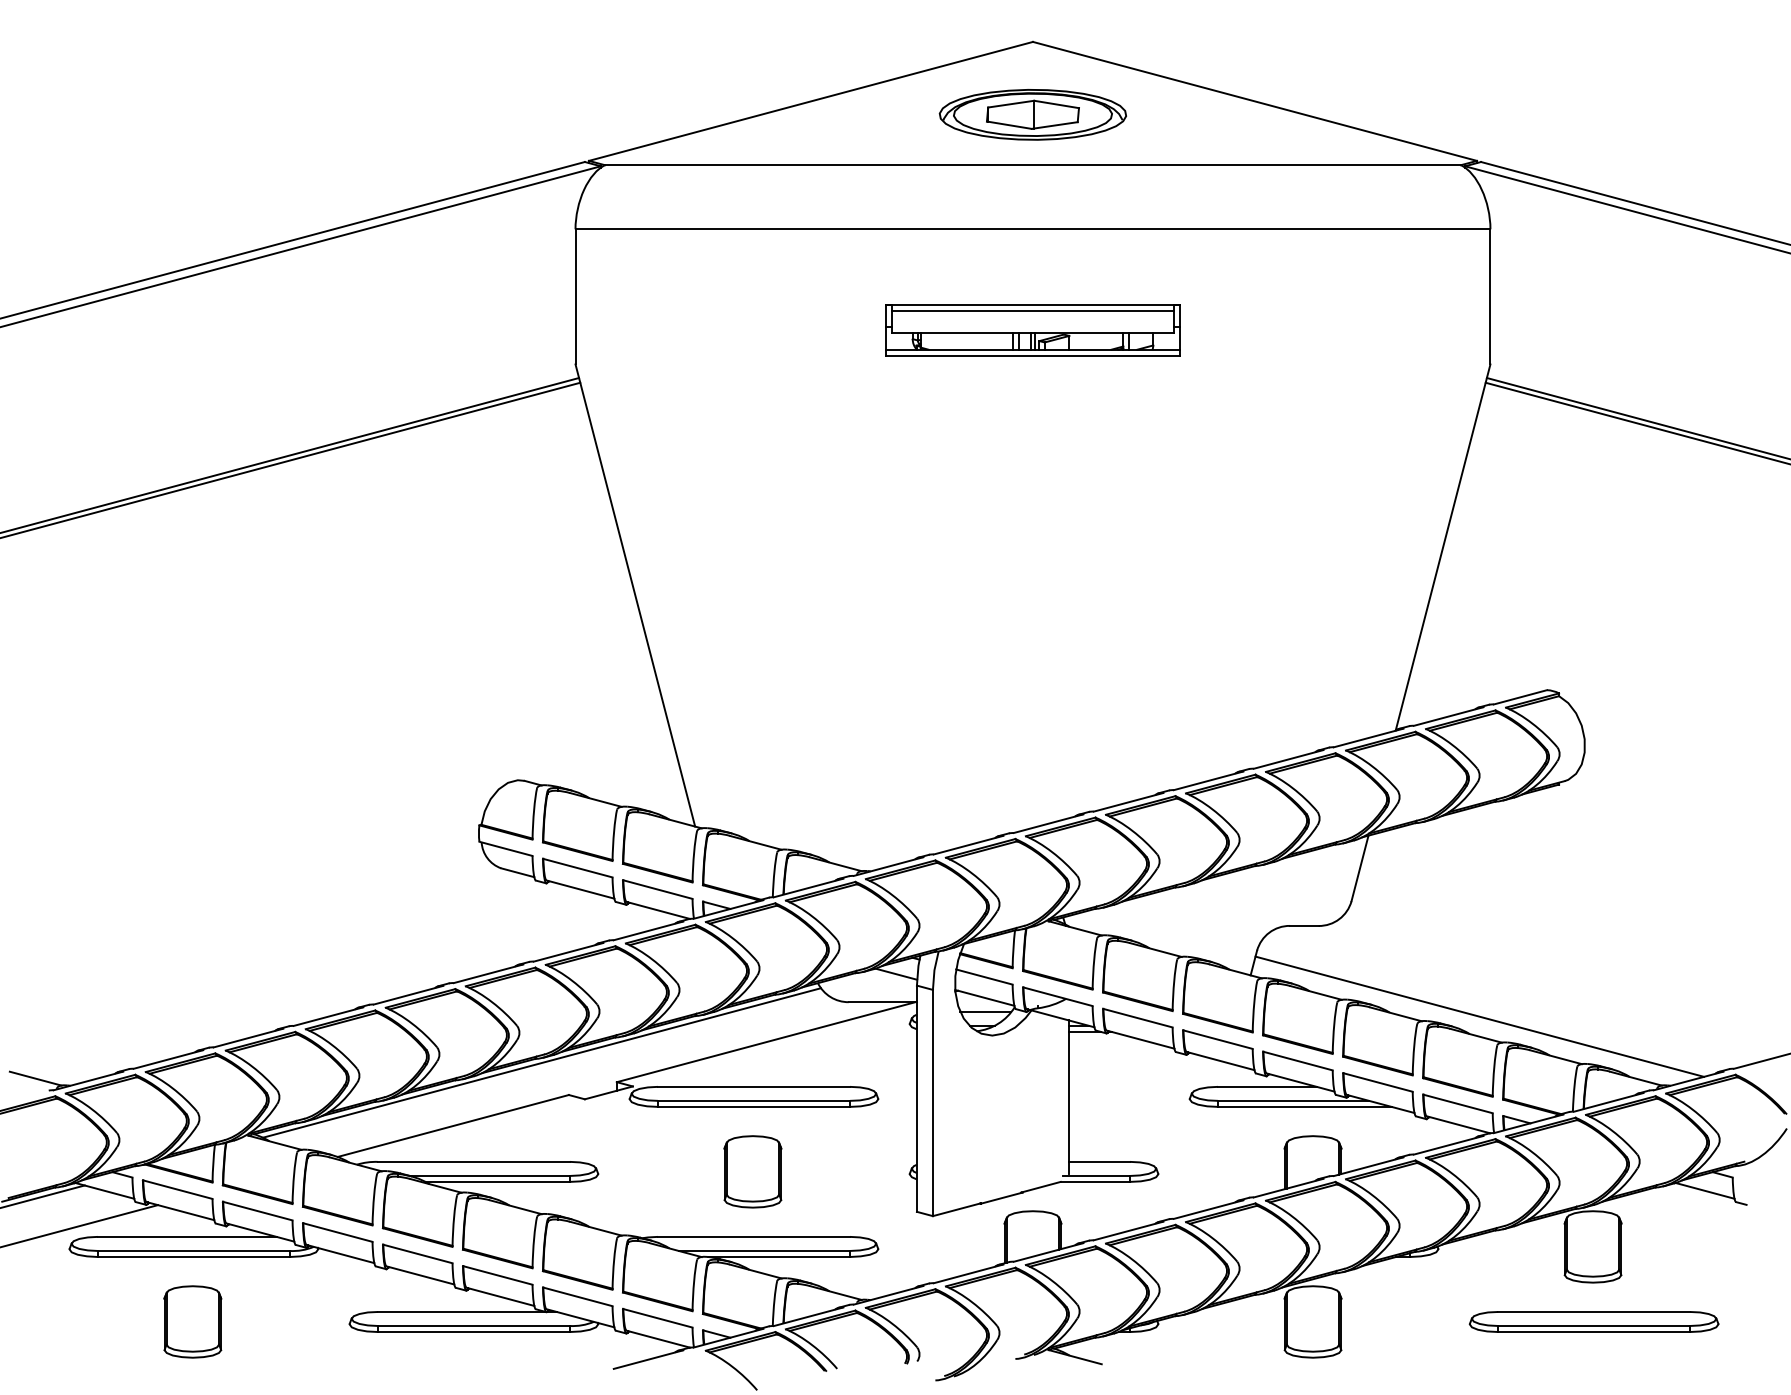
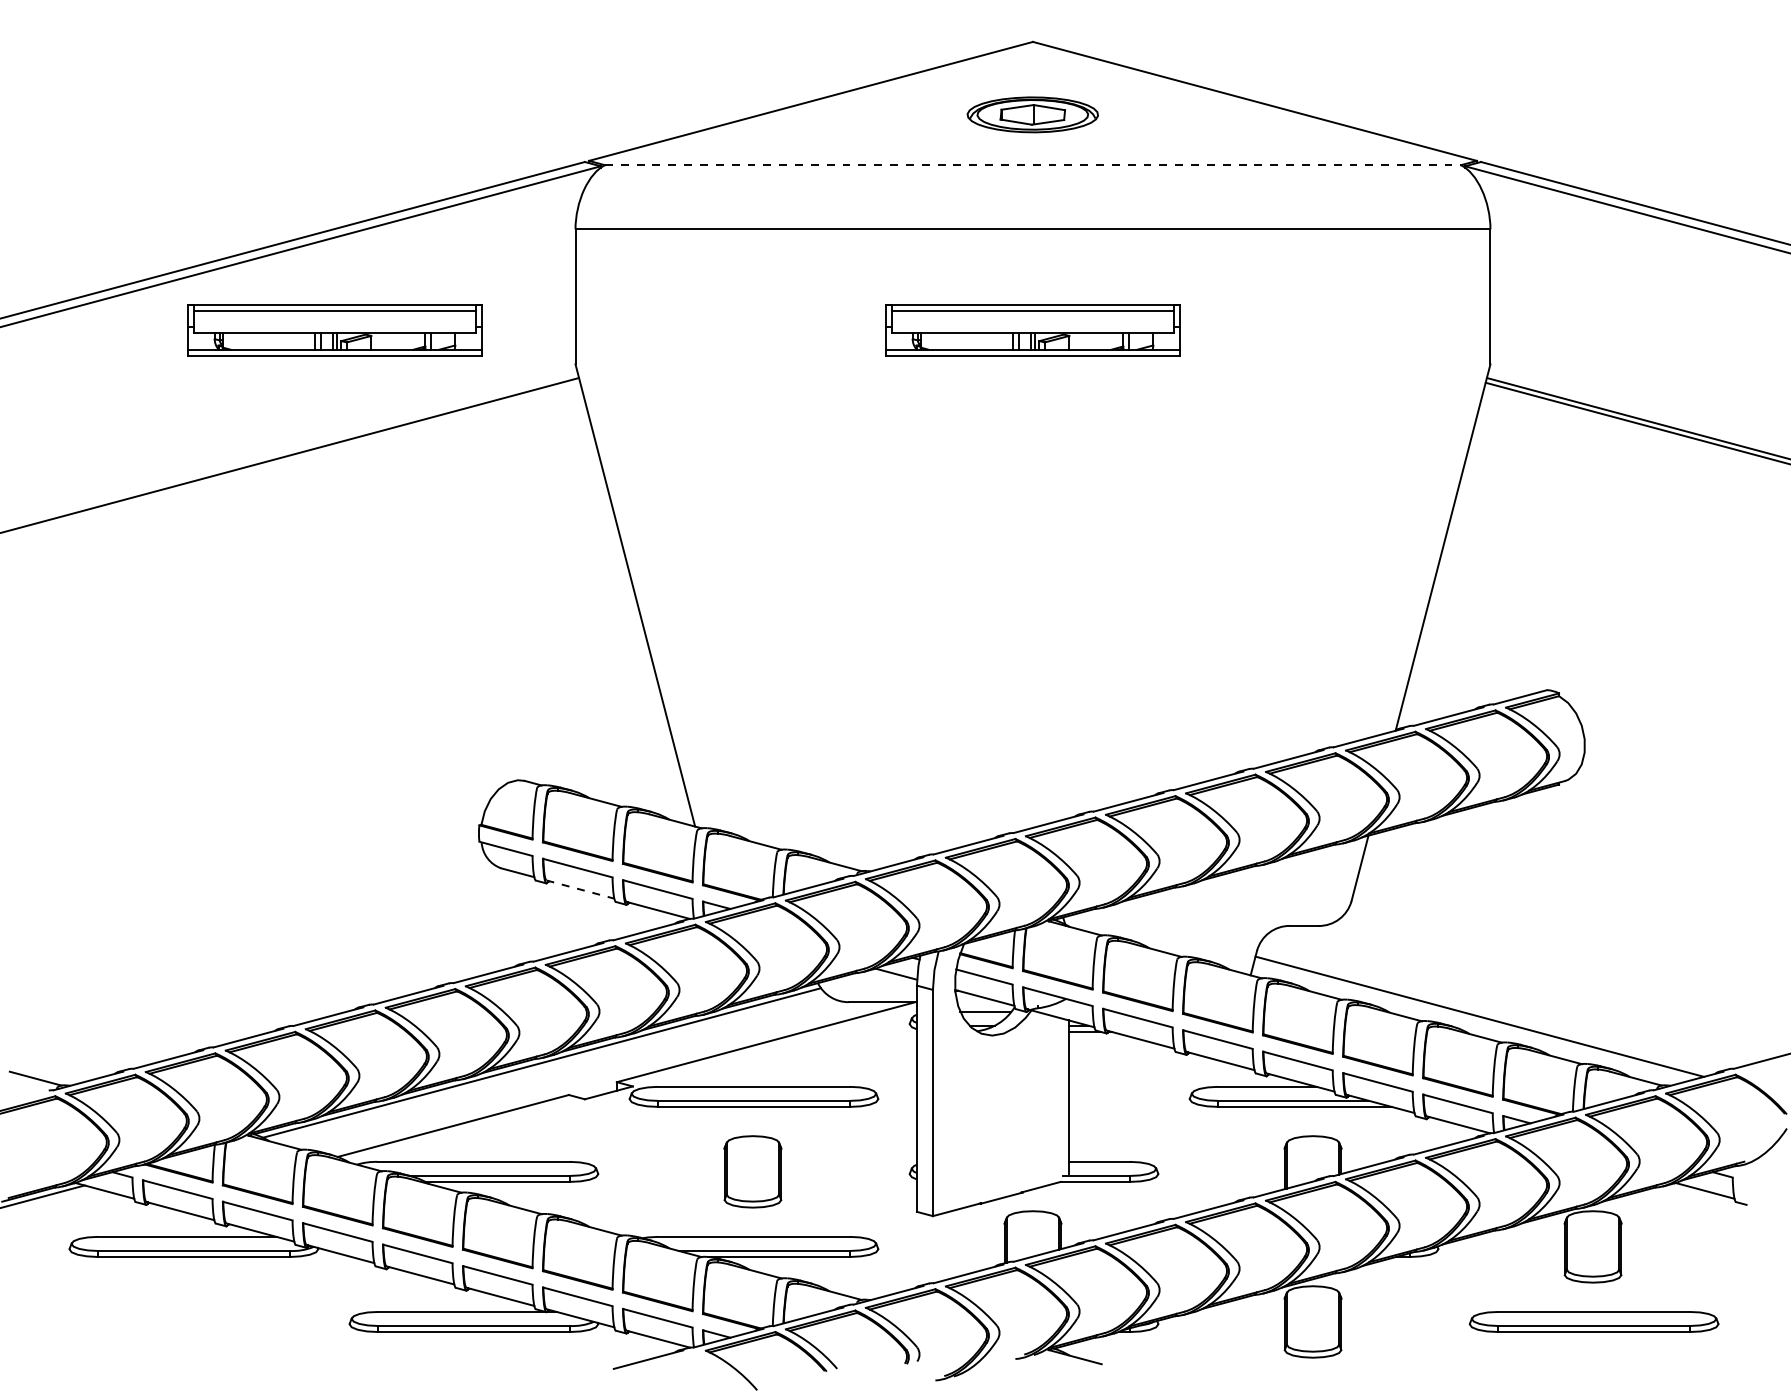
part size: 189x52 px -> 133x38 px (1032, 114)
line: solid -> dashed (1033, 165)
part: none -> present (334, 330)
line: present -> none (291, 459)
line: solid -> dashed (580, 889)
line: present -> none (80, 1225)
part: present -> none (192, 1321)
